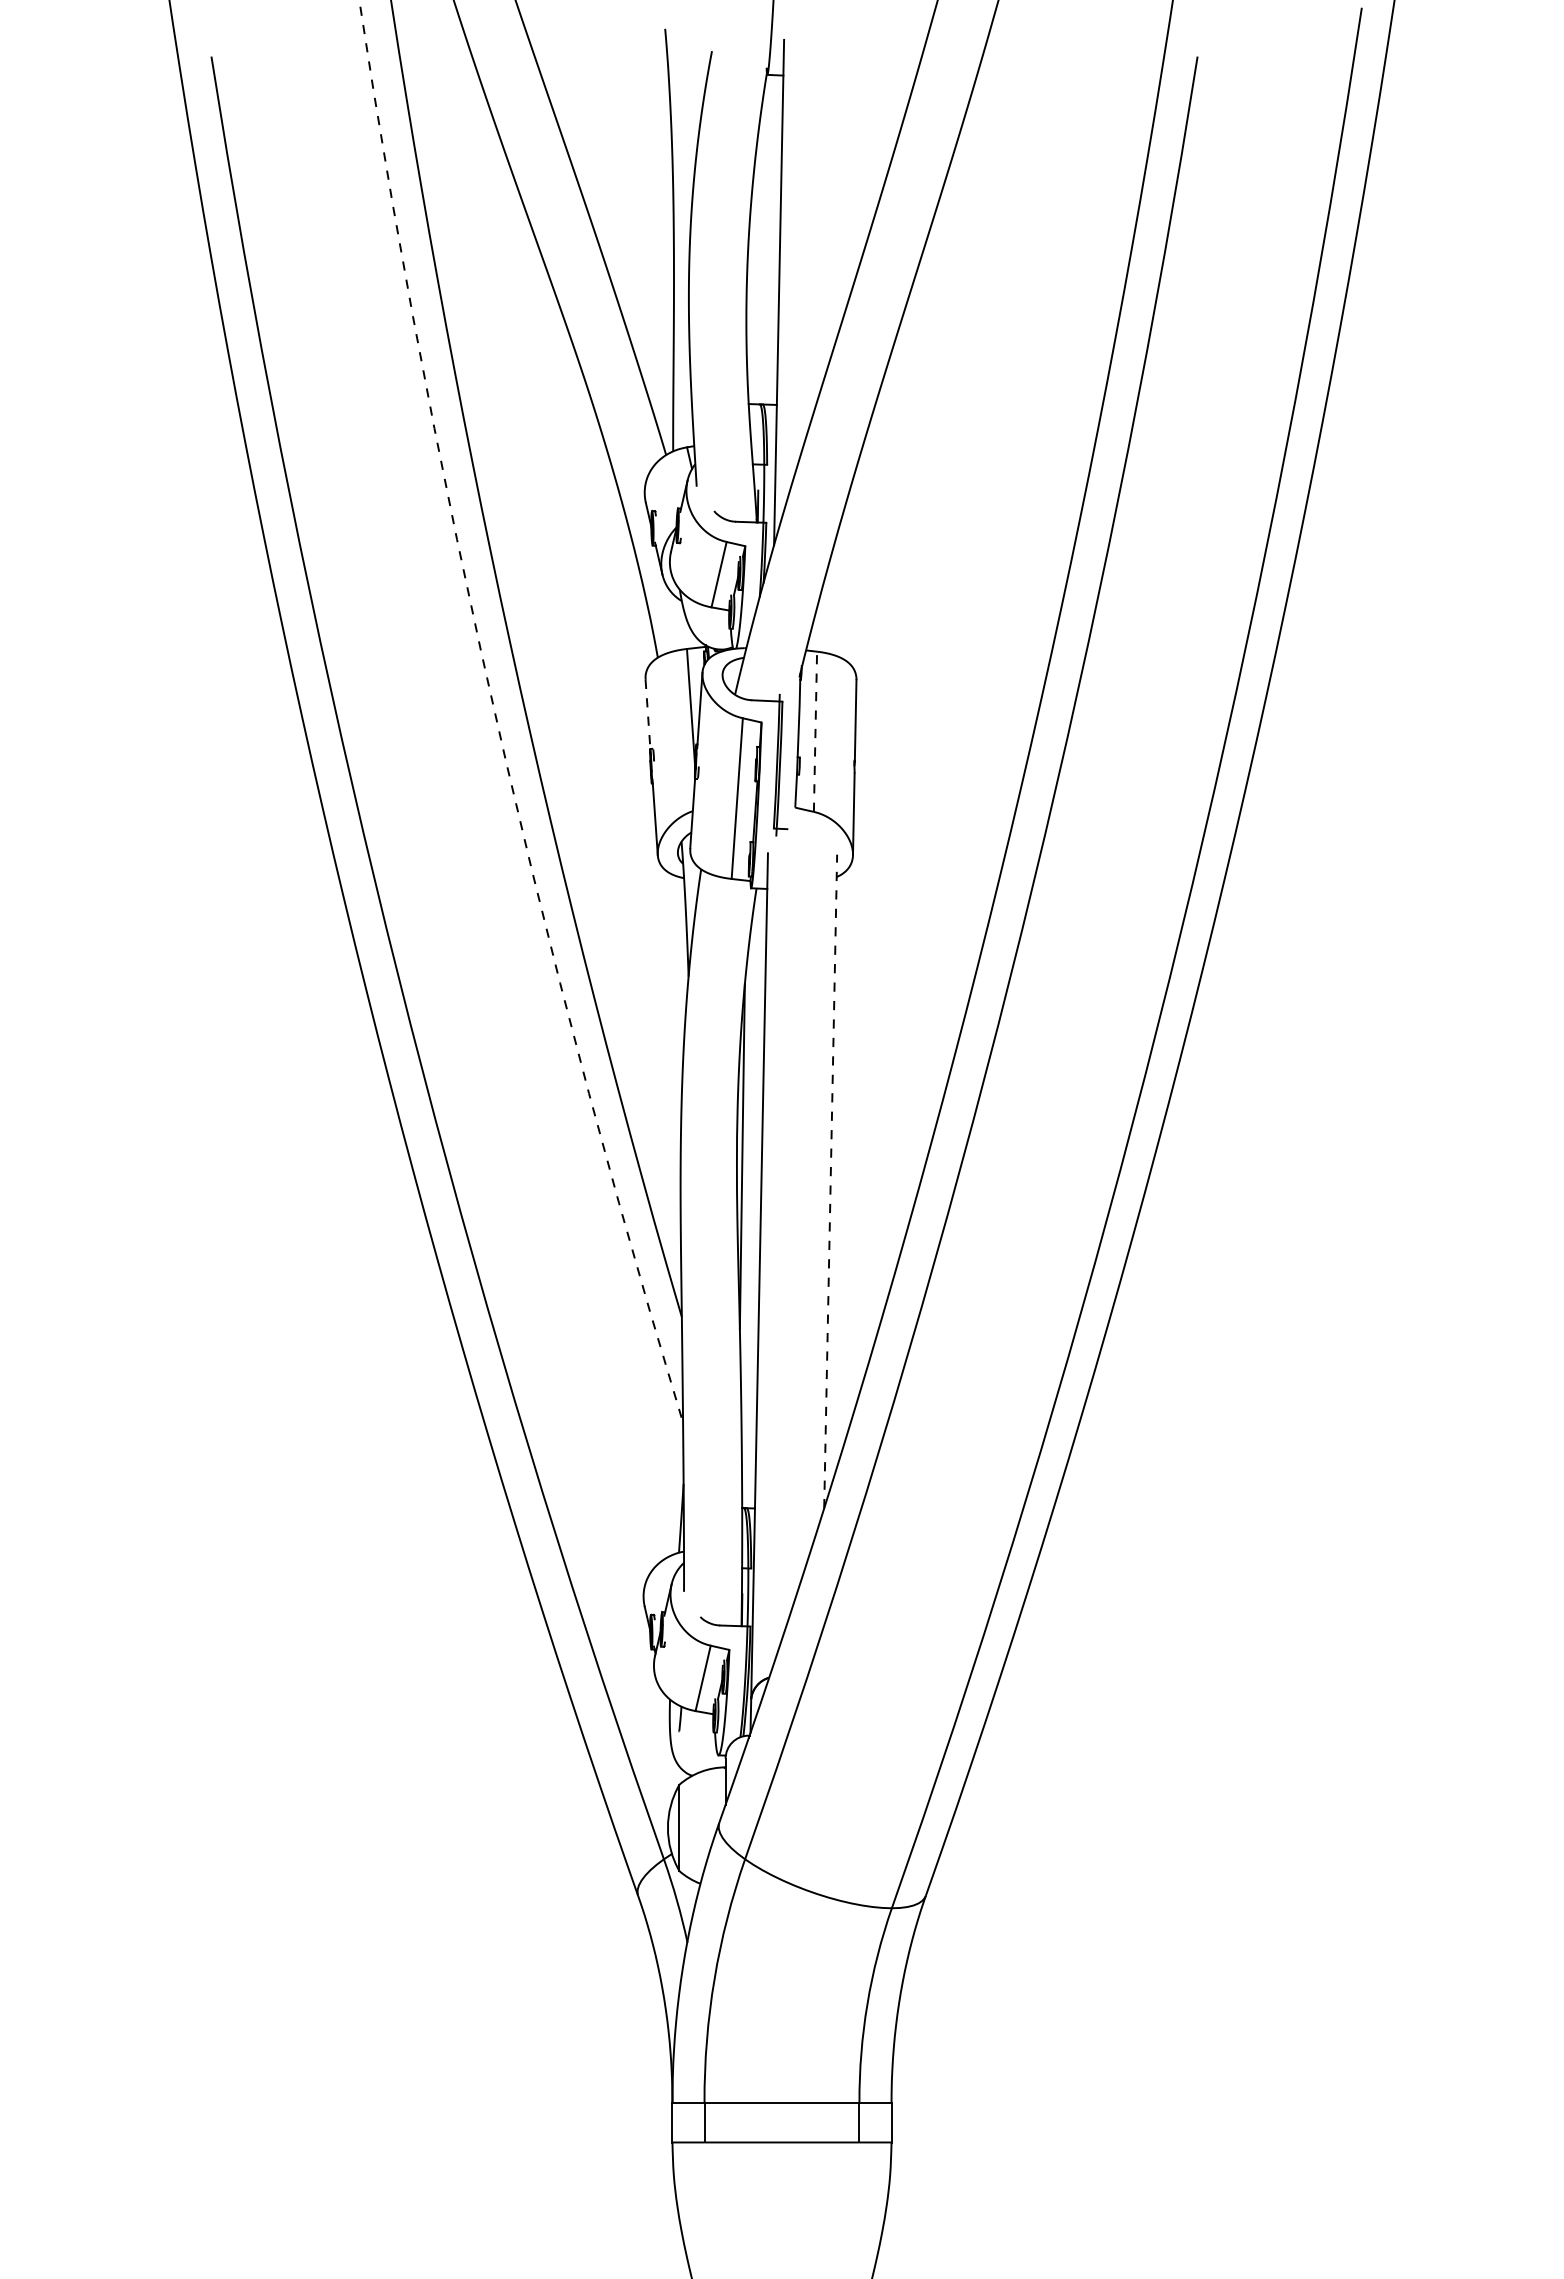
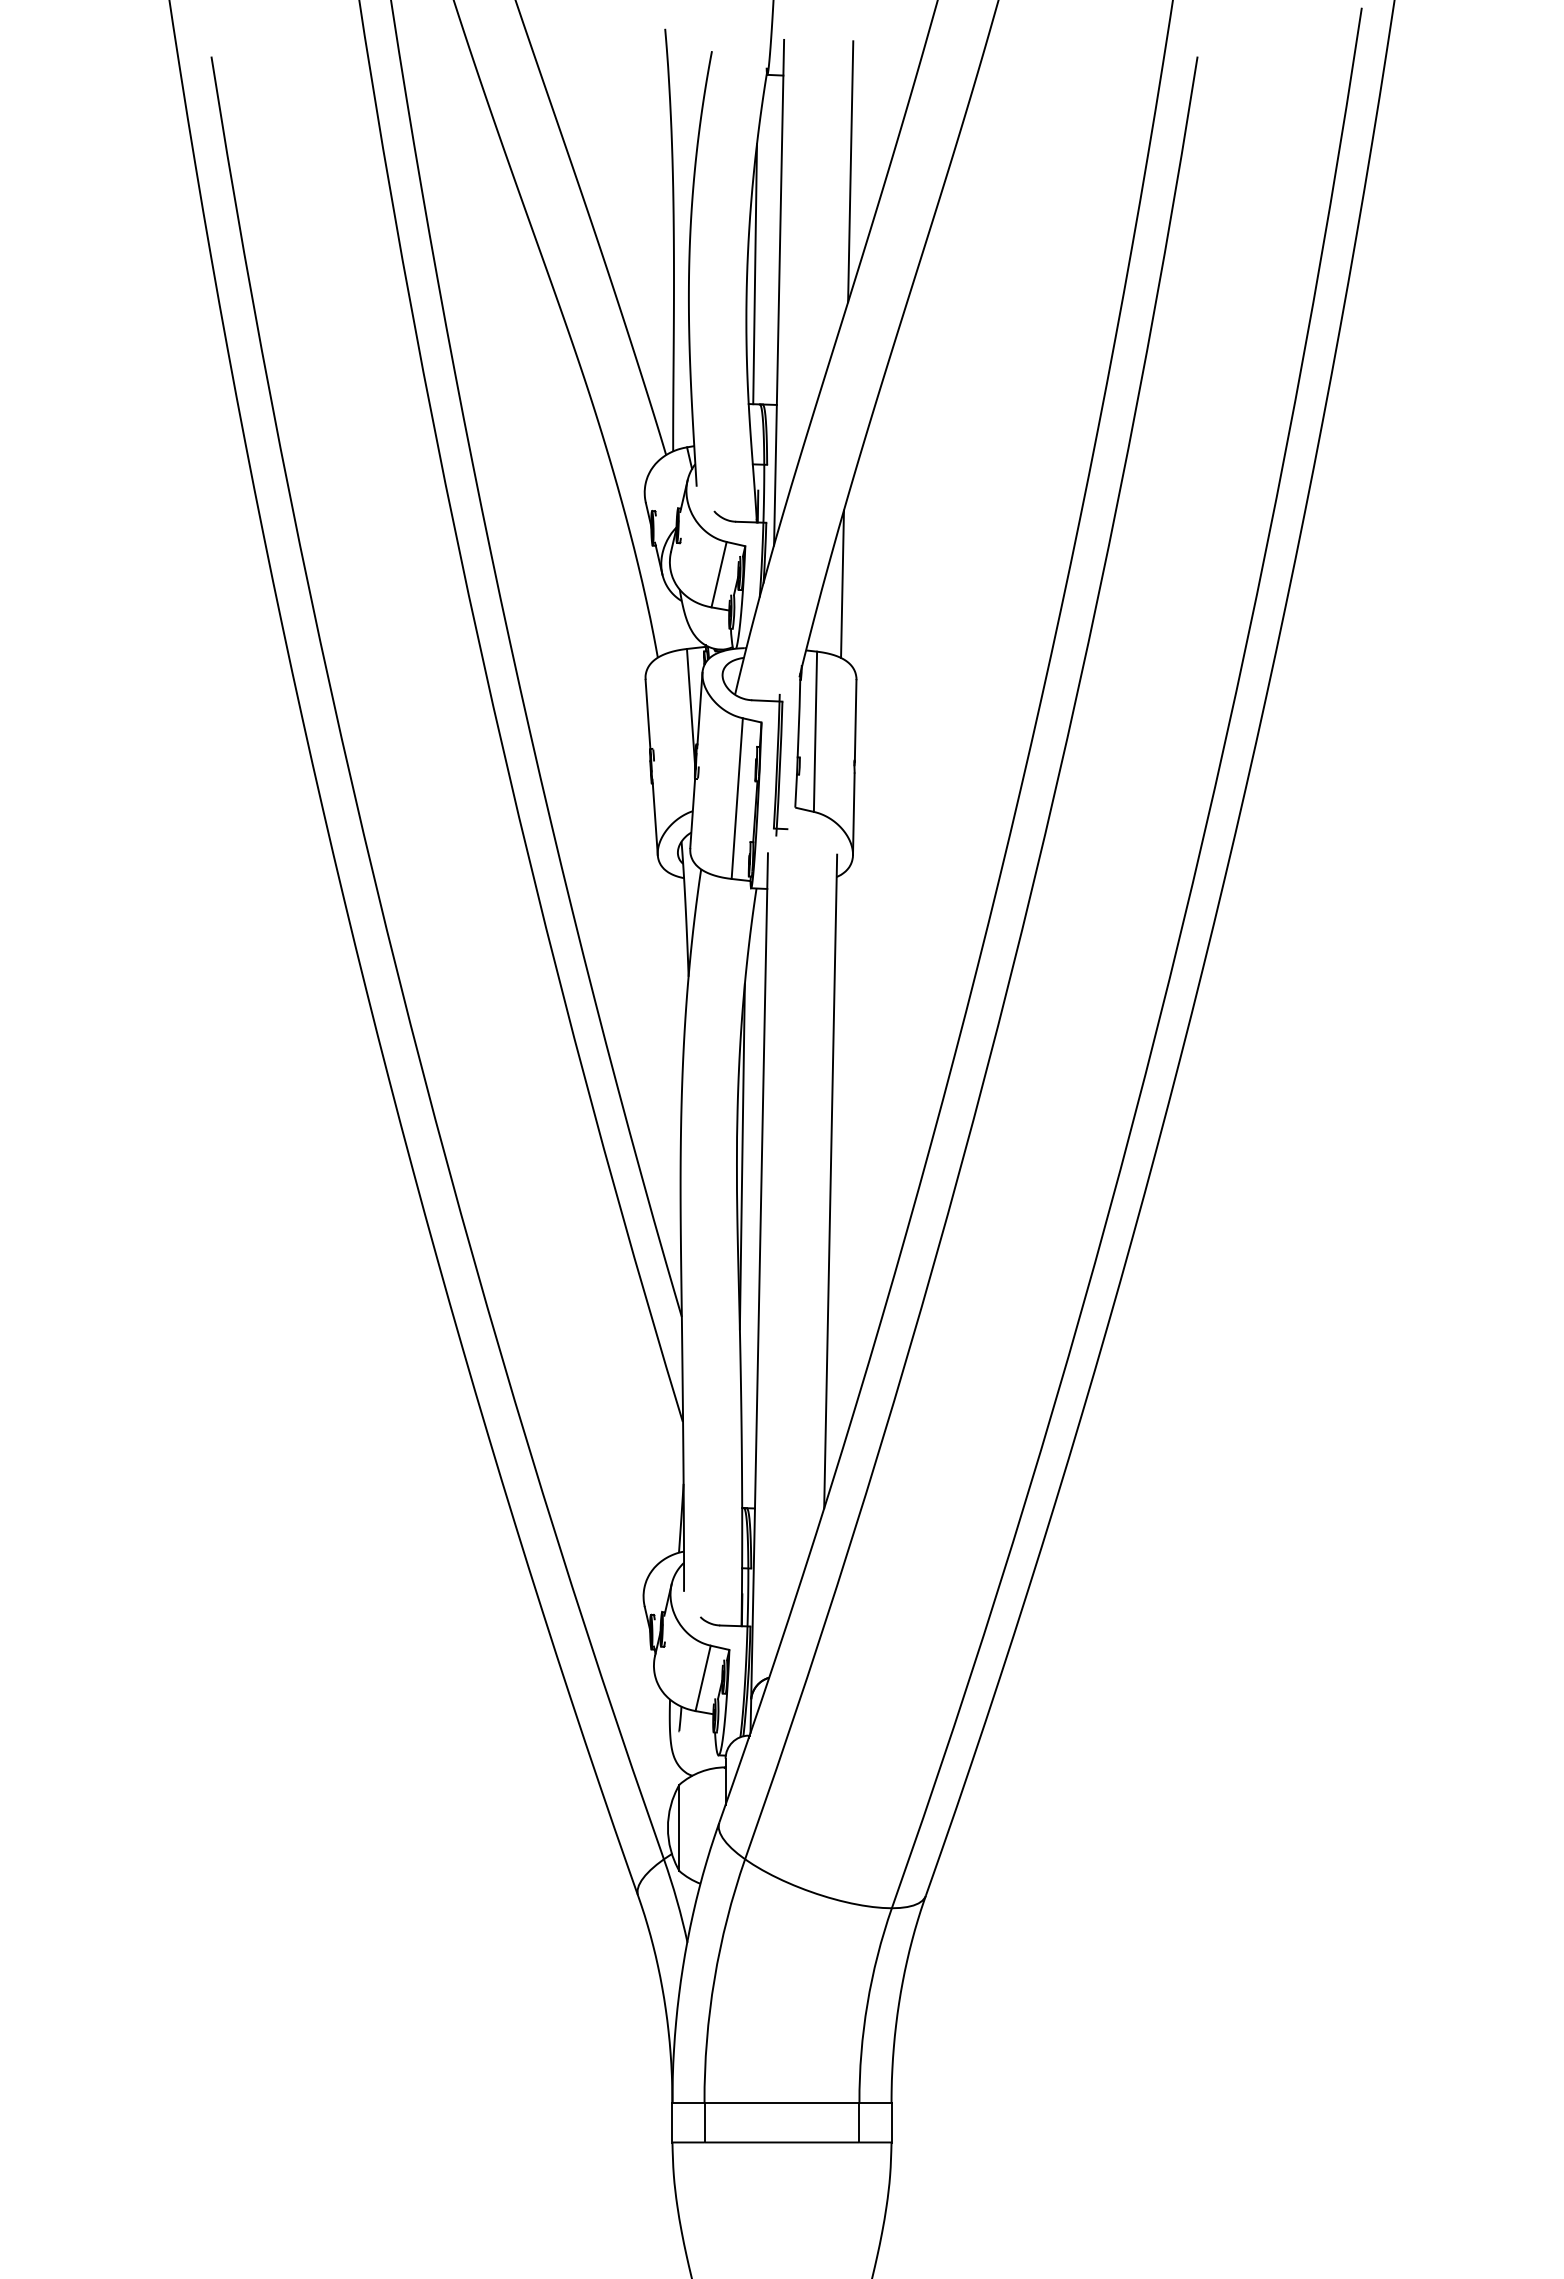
line: none -> present (850, 171)
line: none -> present (754, 274)
line: none -> present (842, 584)
line: dashed -> solid (647, 714)
arc: dashed -> solid (495, 716)
line: dashed -> solid (815, 731)
line: dashed -> solid (830, 1181)
